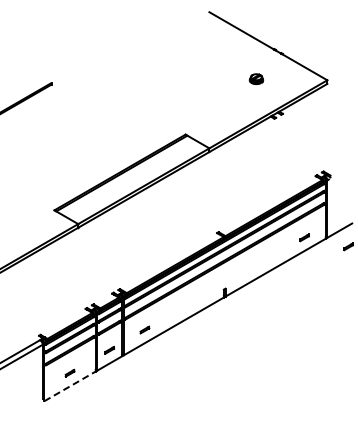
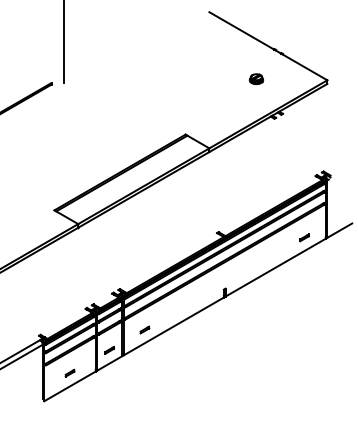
line: none -> present (63, 42)
part: present -> none (348, 246)
line: dashed -> solid (70, 386)
